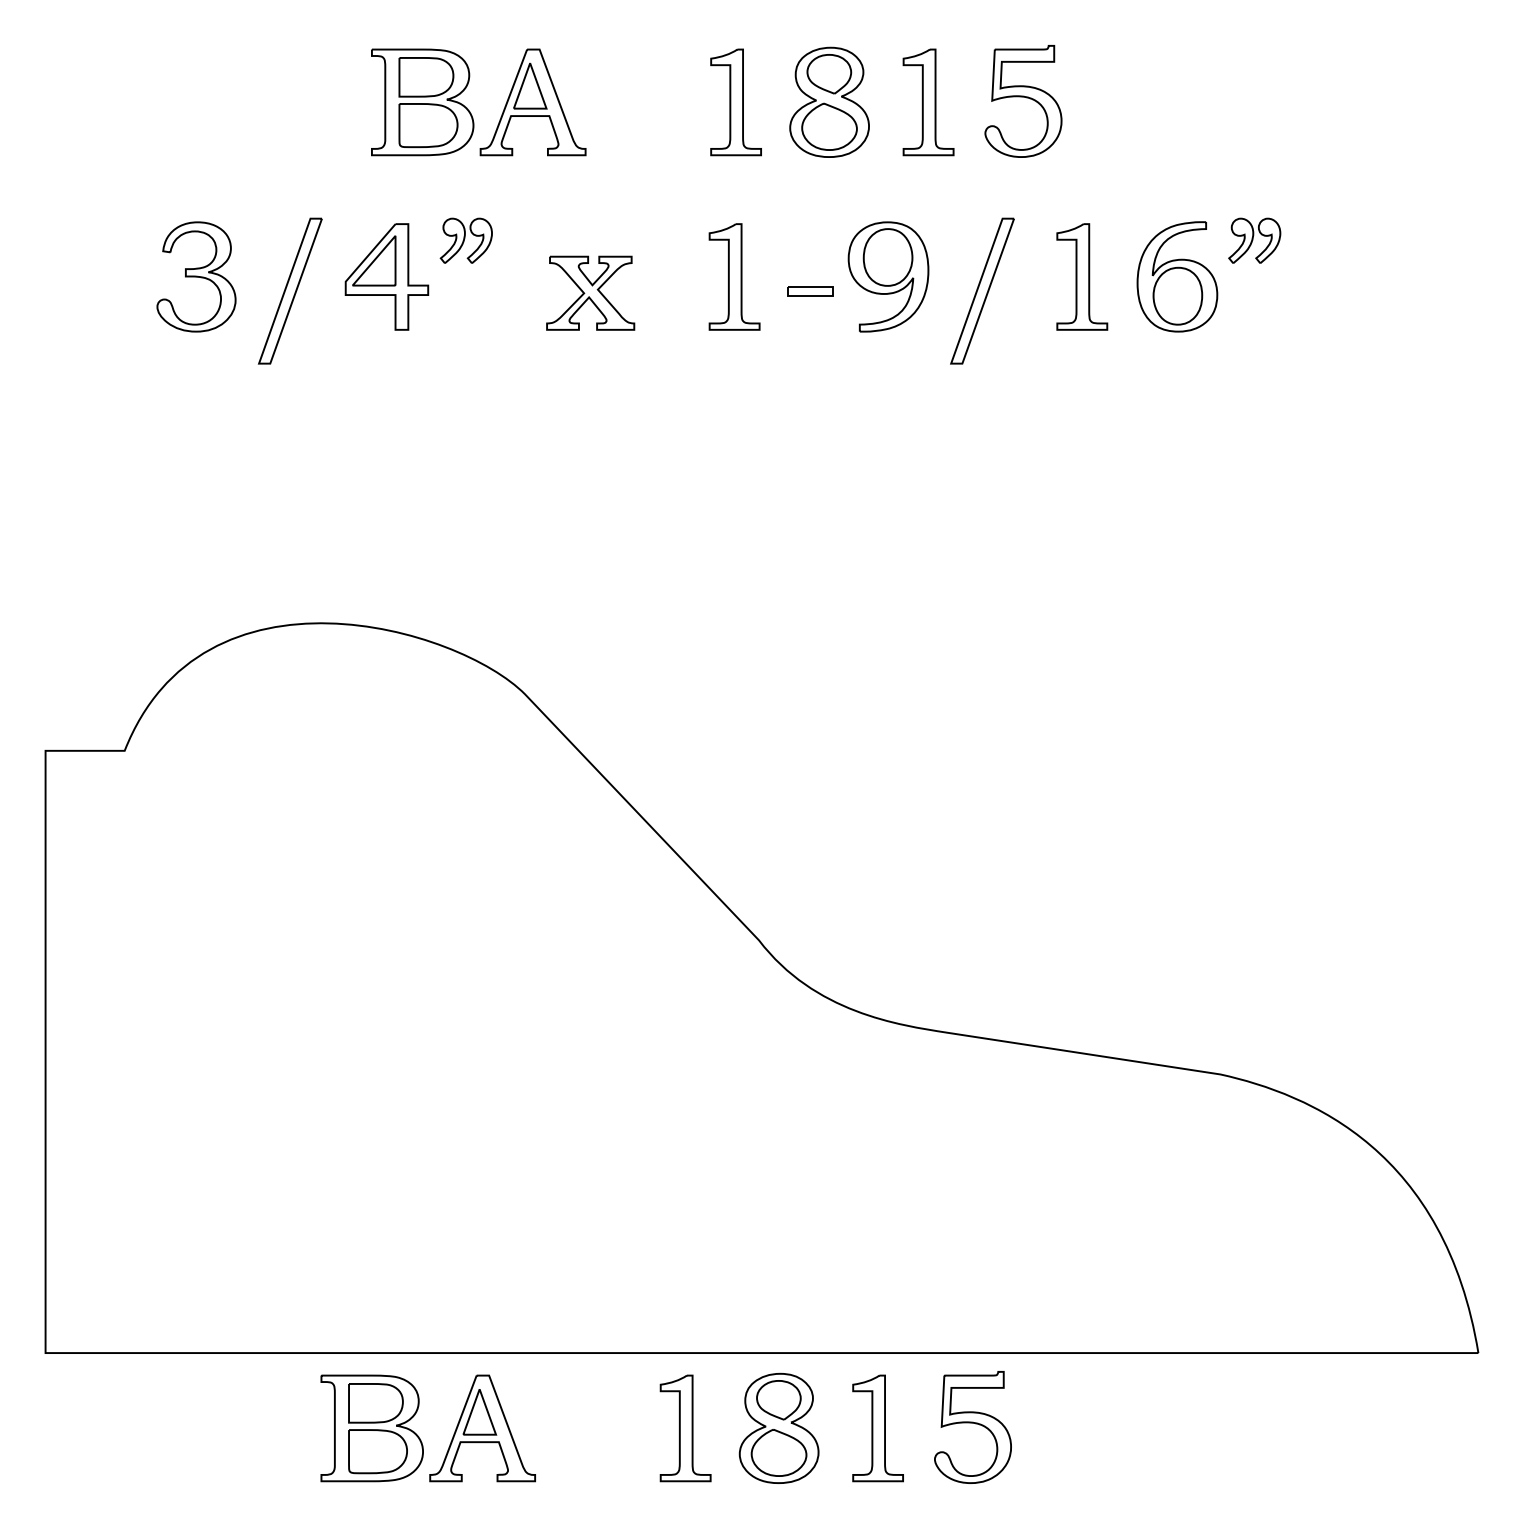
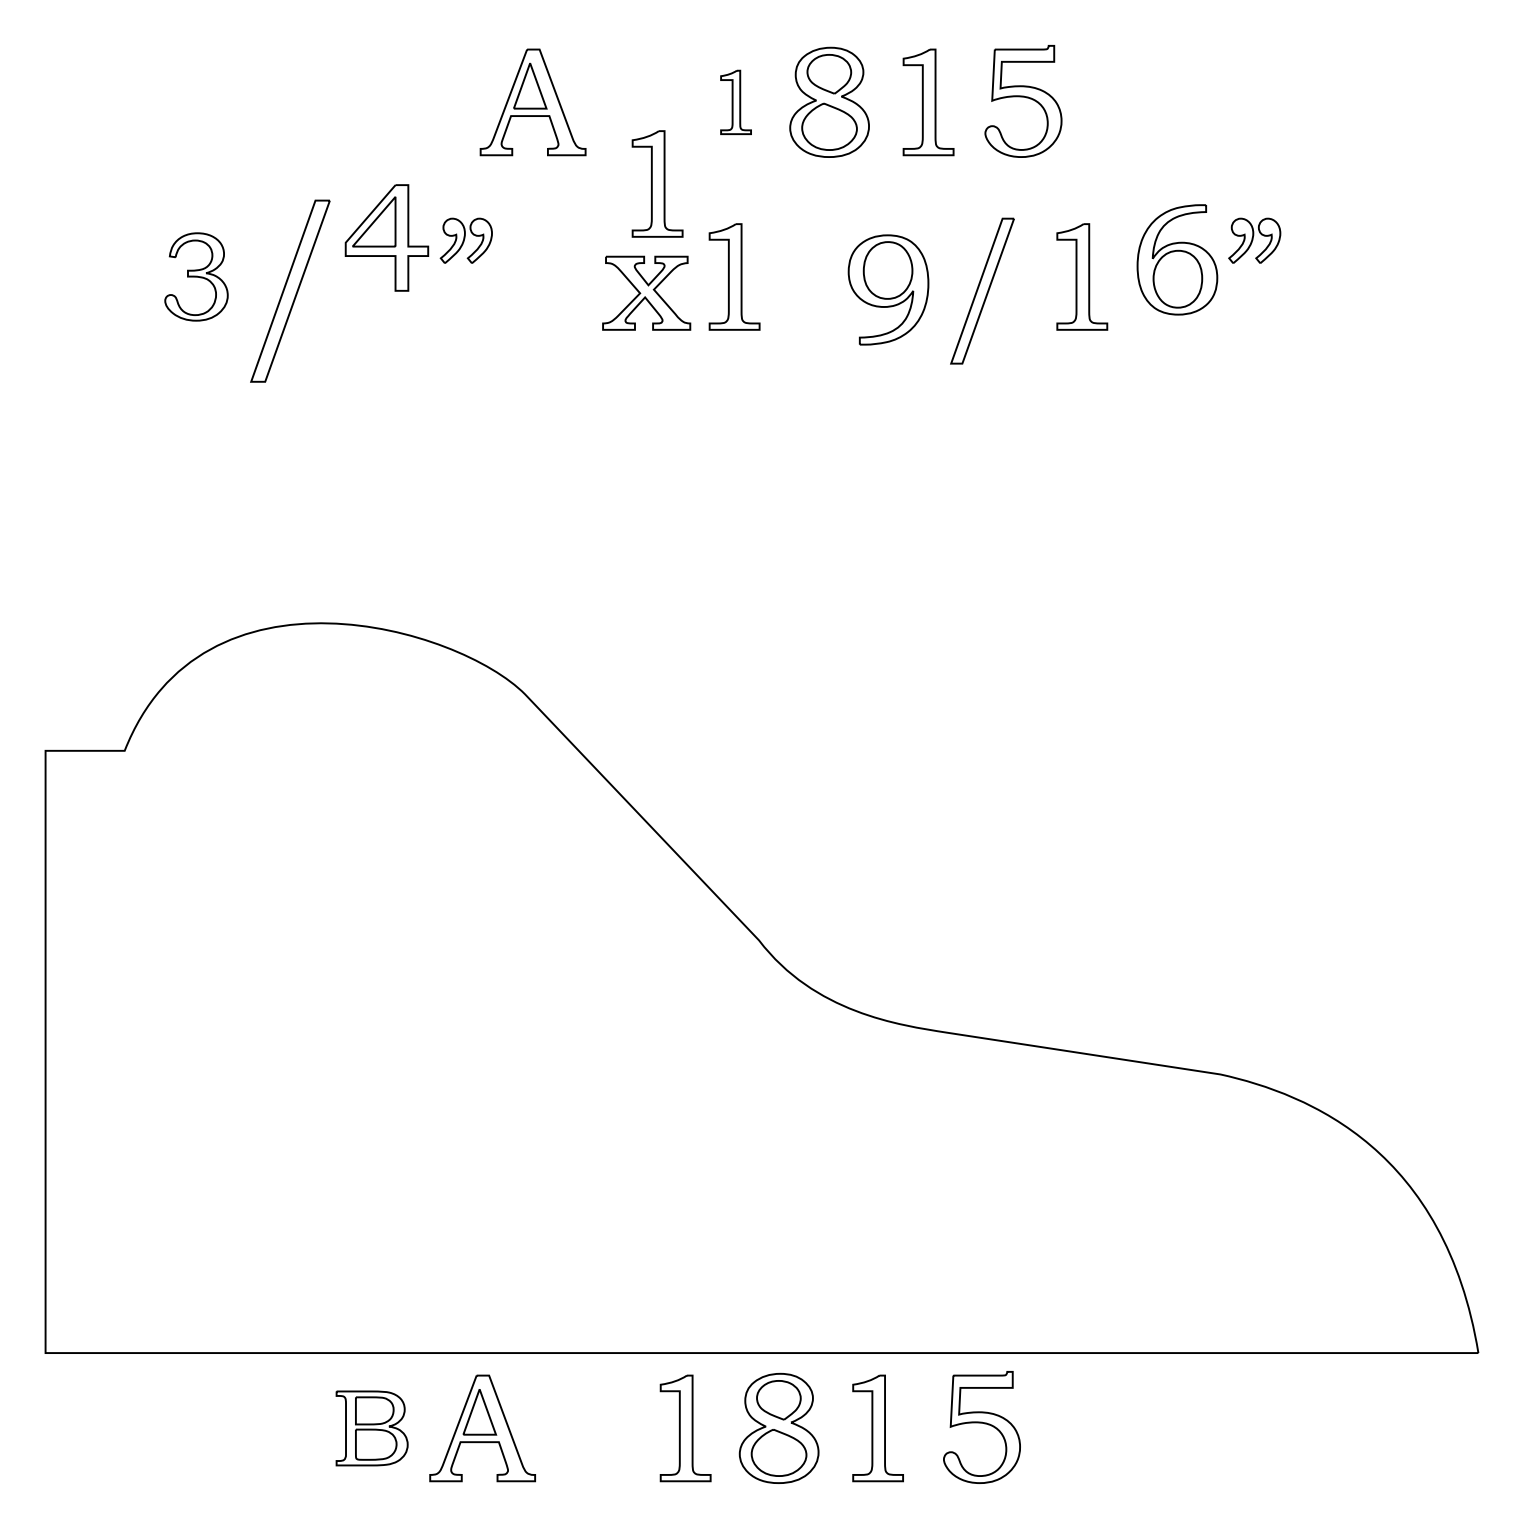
part: present -> none (422, 102)
part size: 52x109 px -> 32x66 px (735, 101)
part: none -> present (657, 183)
part size: 81x112 px -> 65x90 px (196, 276)
part position: (386, 276) -> (386, 237) (386, 237)
part position: (888, 276) -> (888, 289) (888, 289)
part position: (1177, 276) -> (1177, 259) (1177, 259)
part size: 65x148 px -> 81x184 px (290, 290)
part: present -> none (810, 291)
part position: (590, 292) -> (646, 292) (646, 292)
part position: (972, 1427) -> (981, 1427) (981, 1427)
part size: 104x109 px -> 74x77 px (371, 1428)
